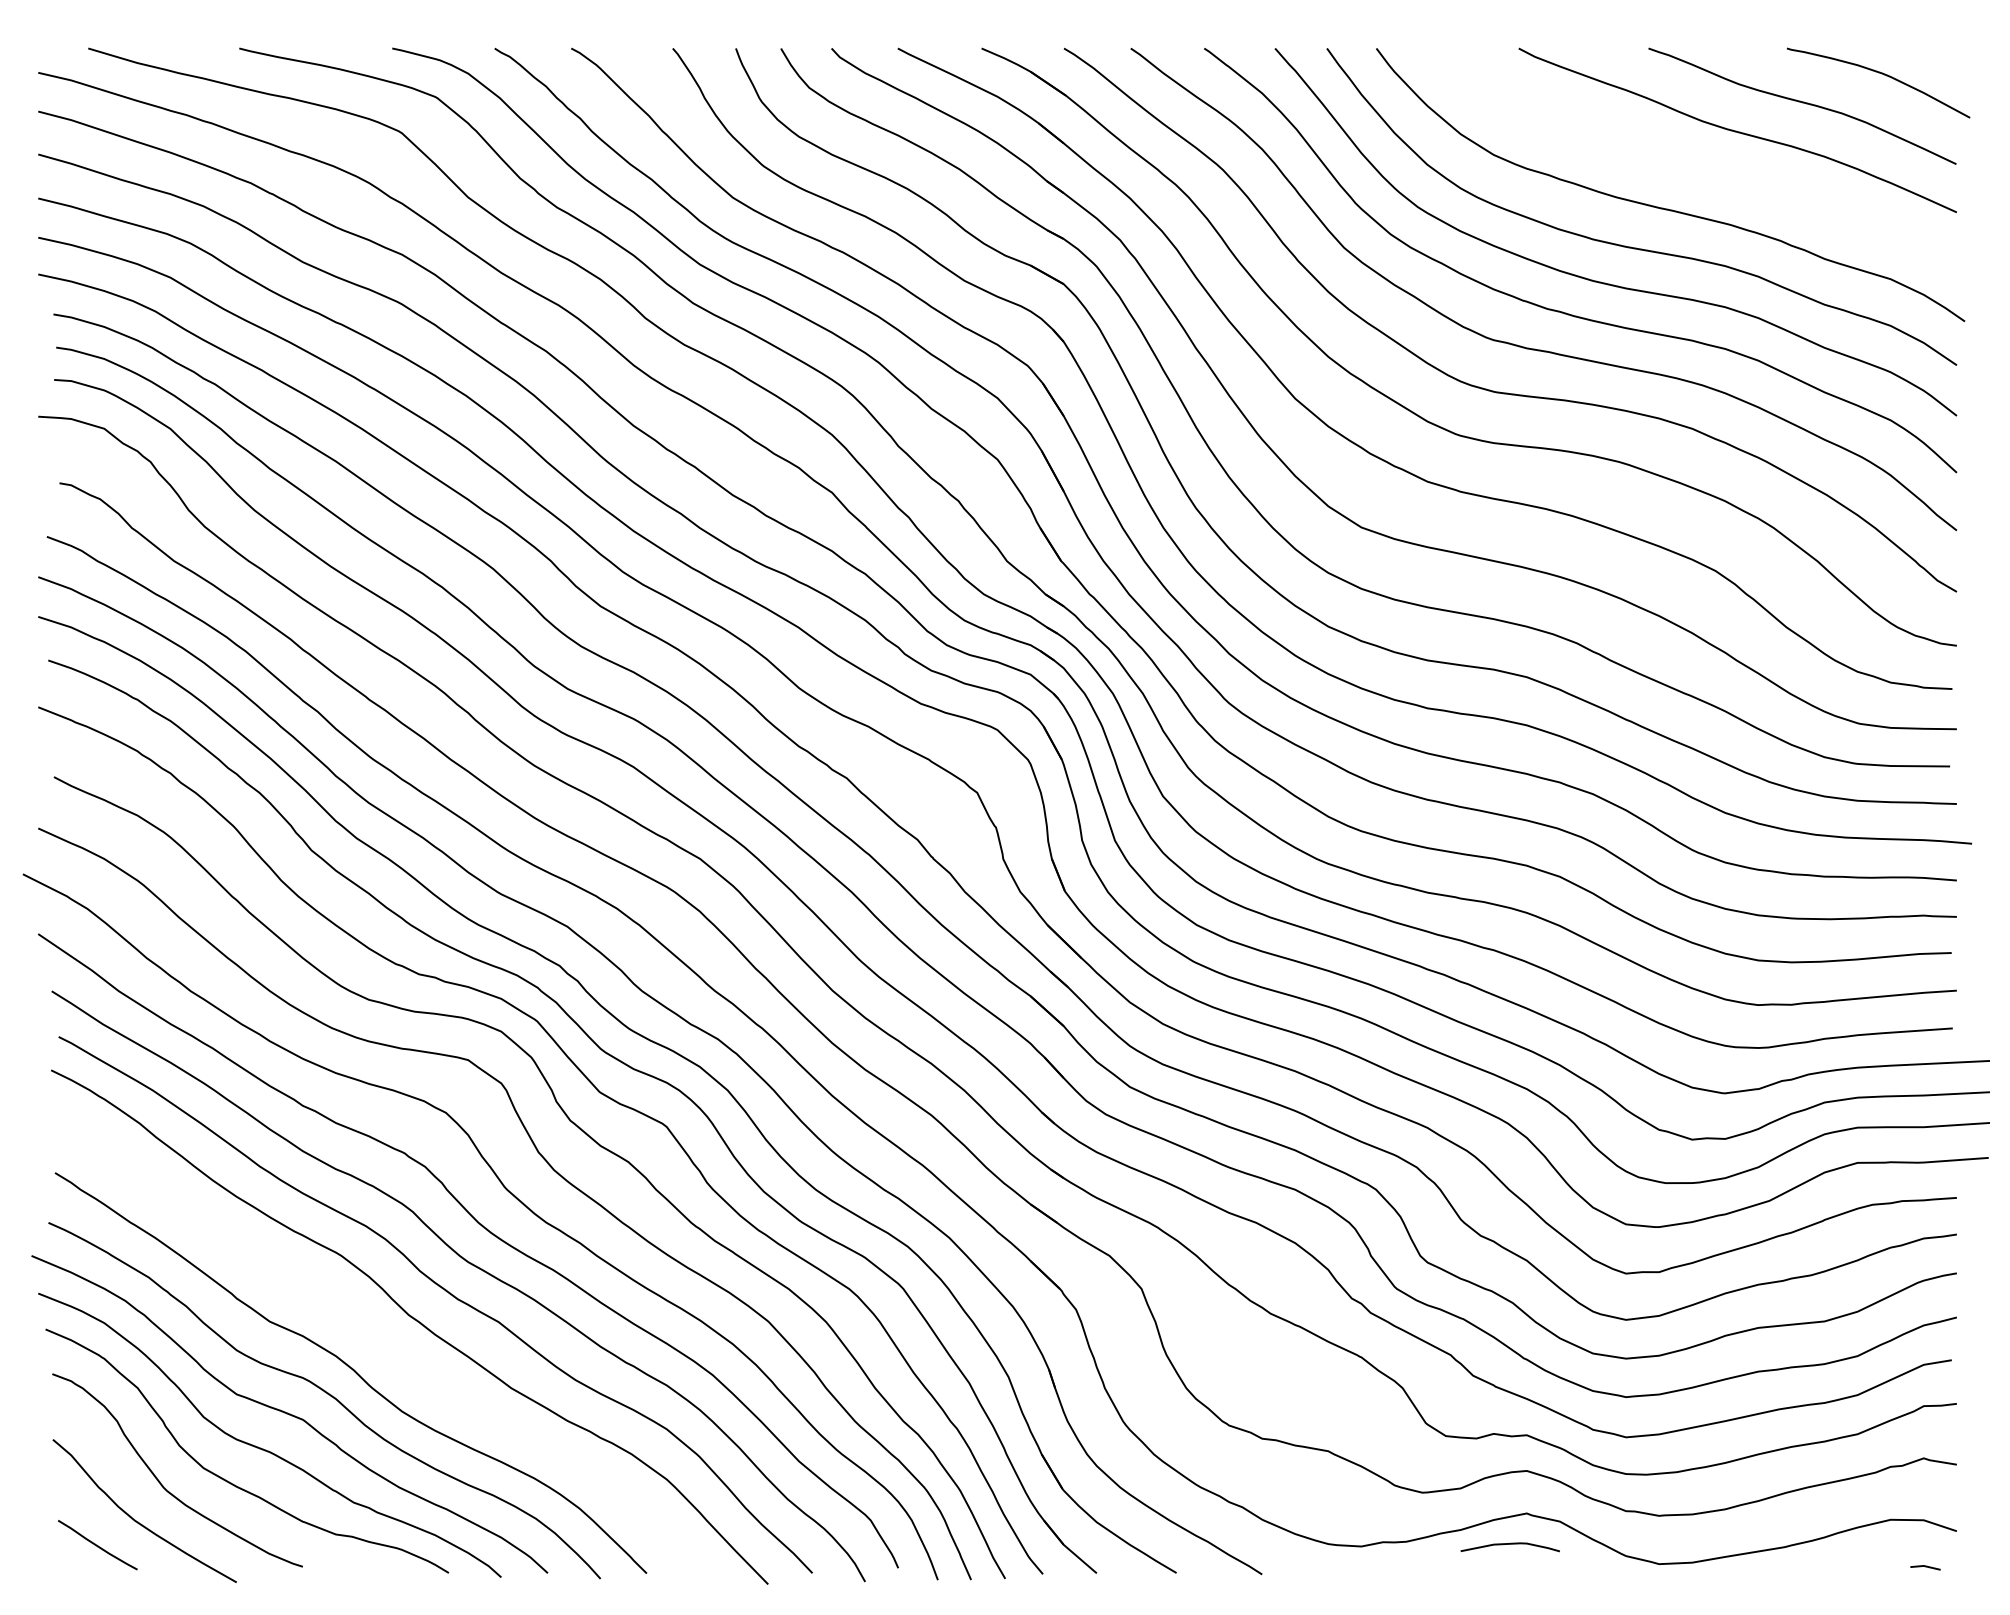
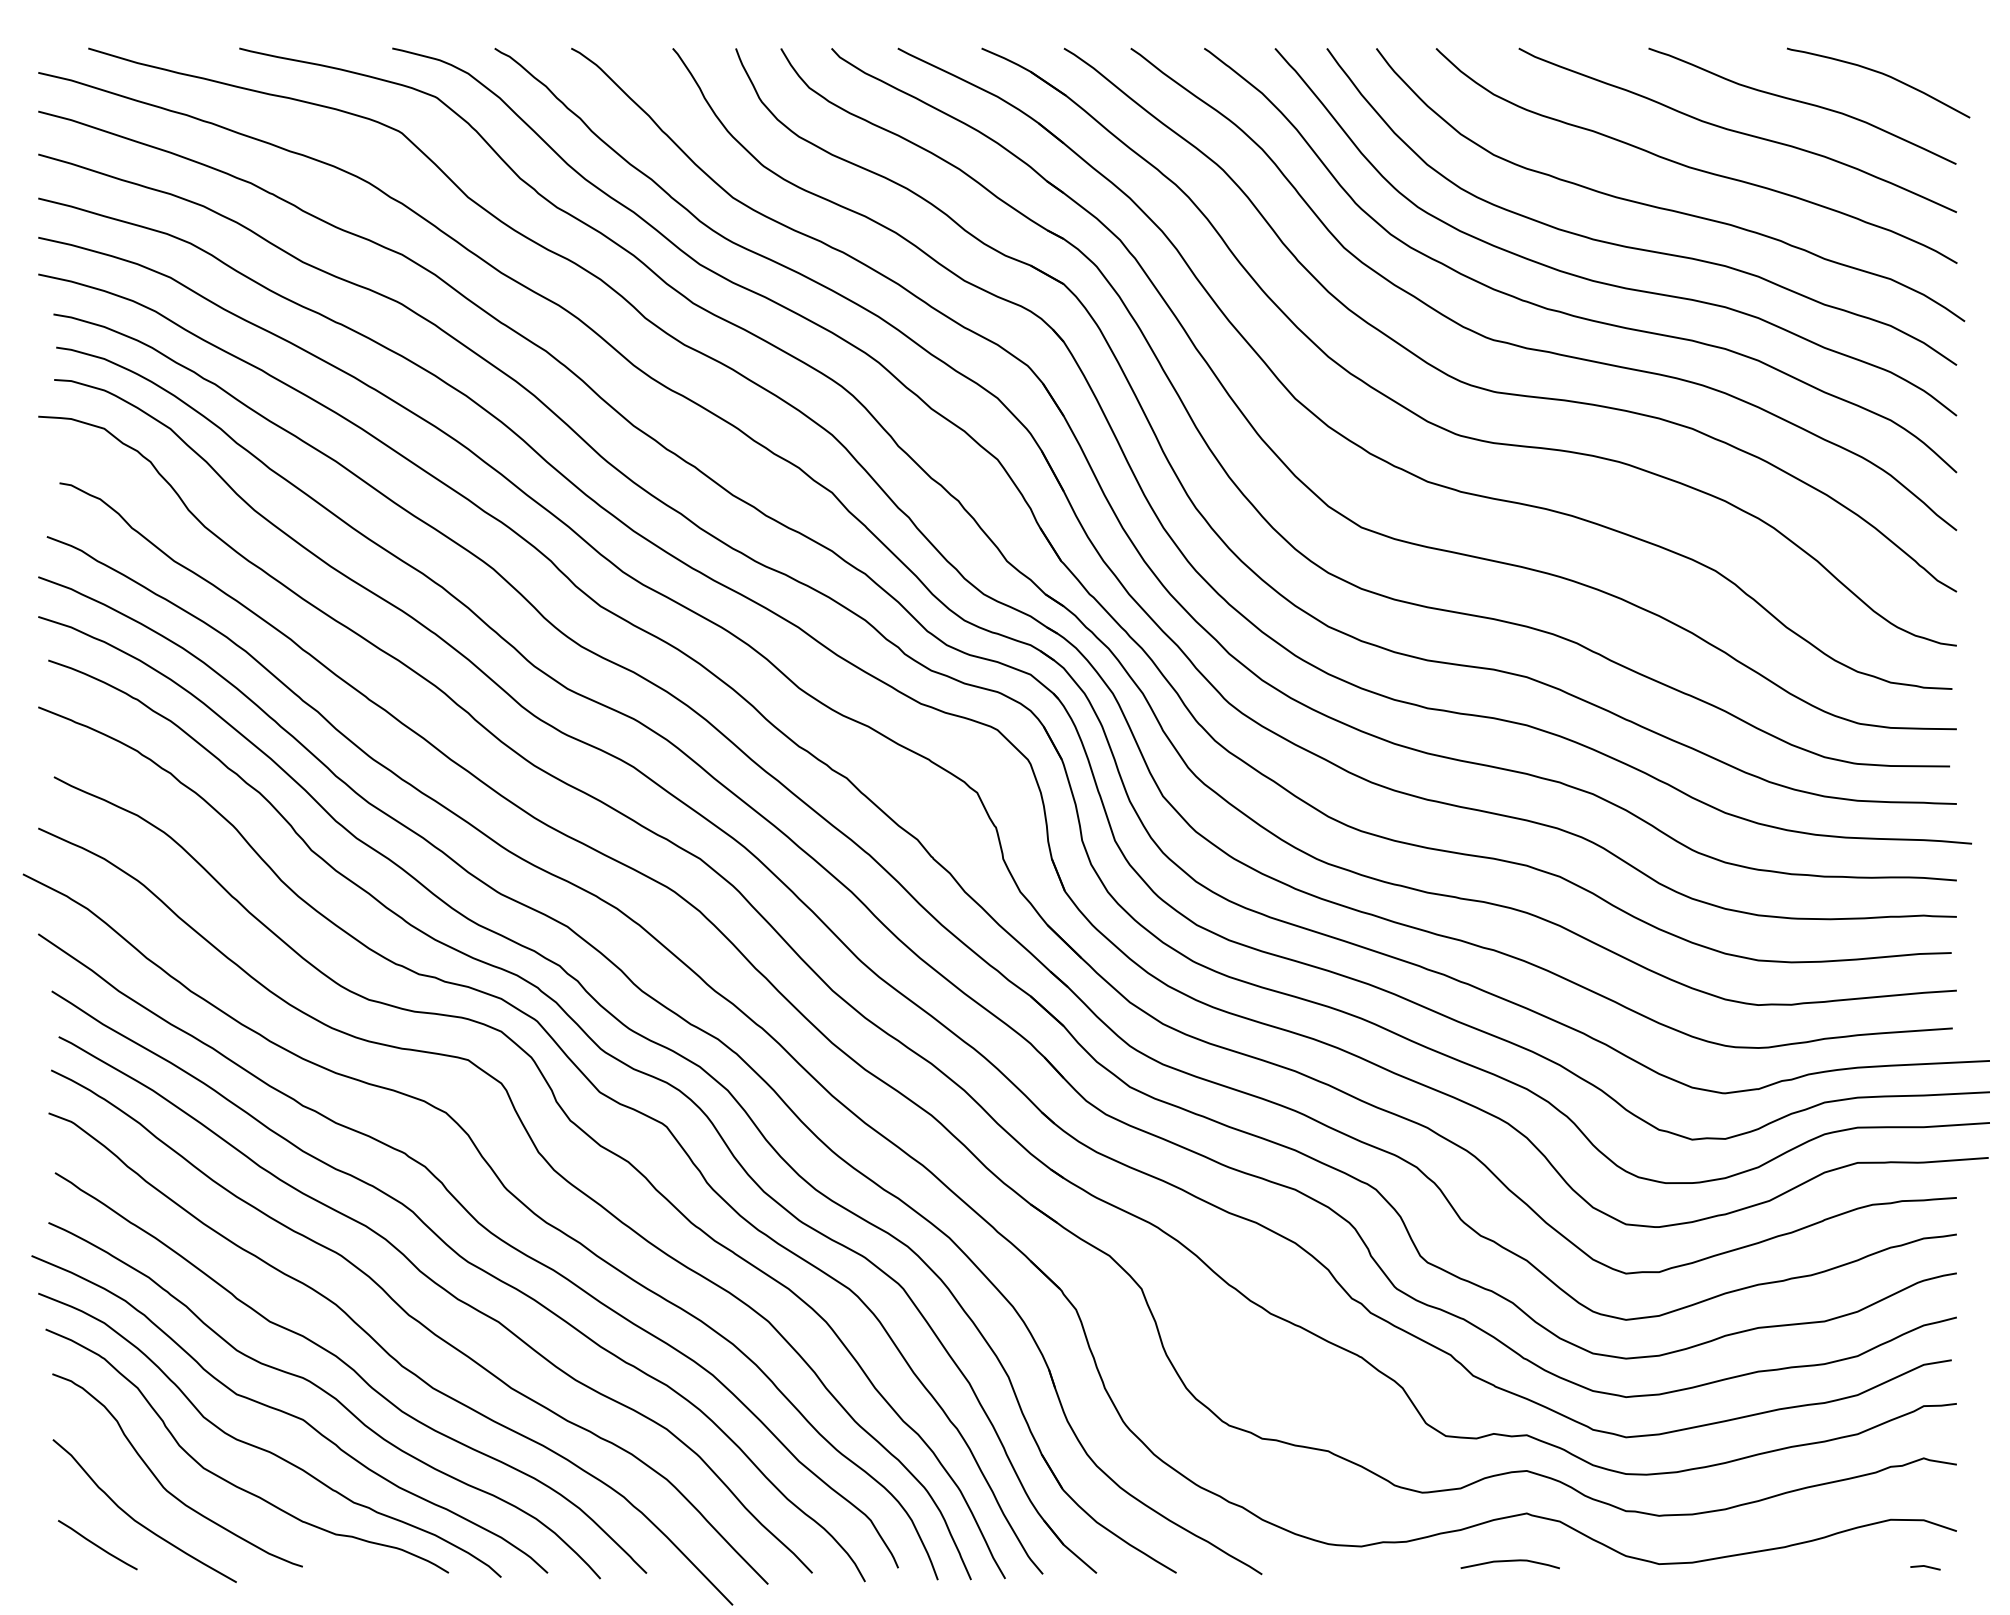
curve: none -> present (1694, 167)
curve: none -> present (390, 1357)
curve position: (1509, 1544) -> (1509, 1561) (1509, 1561)
